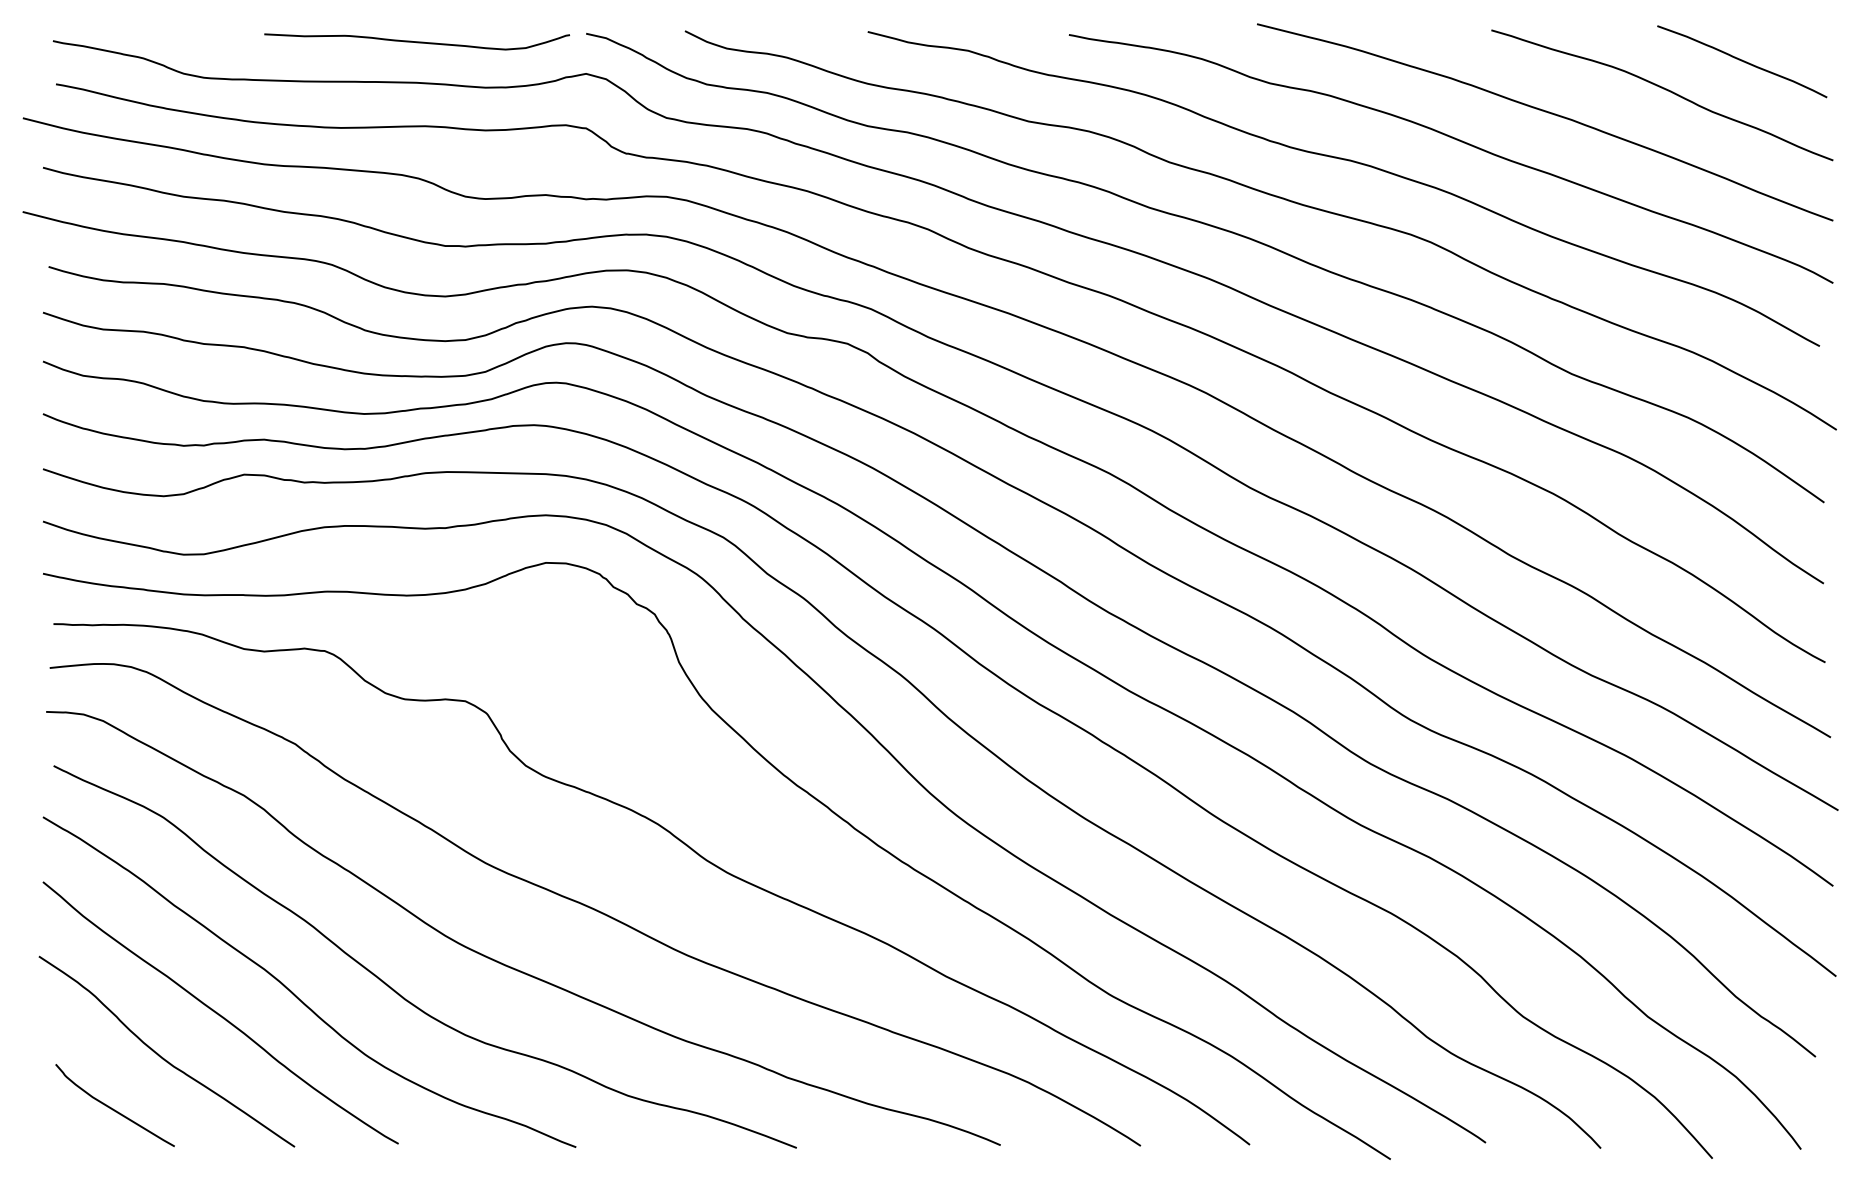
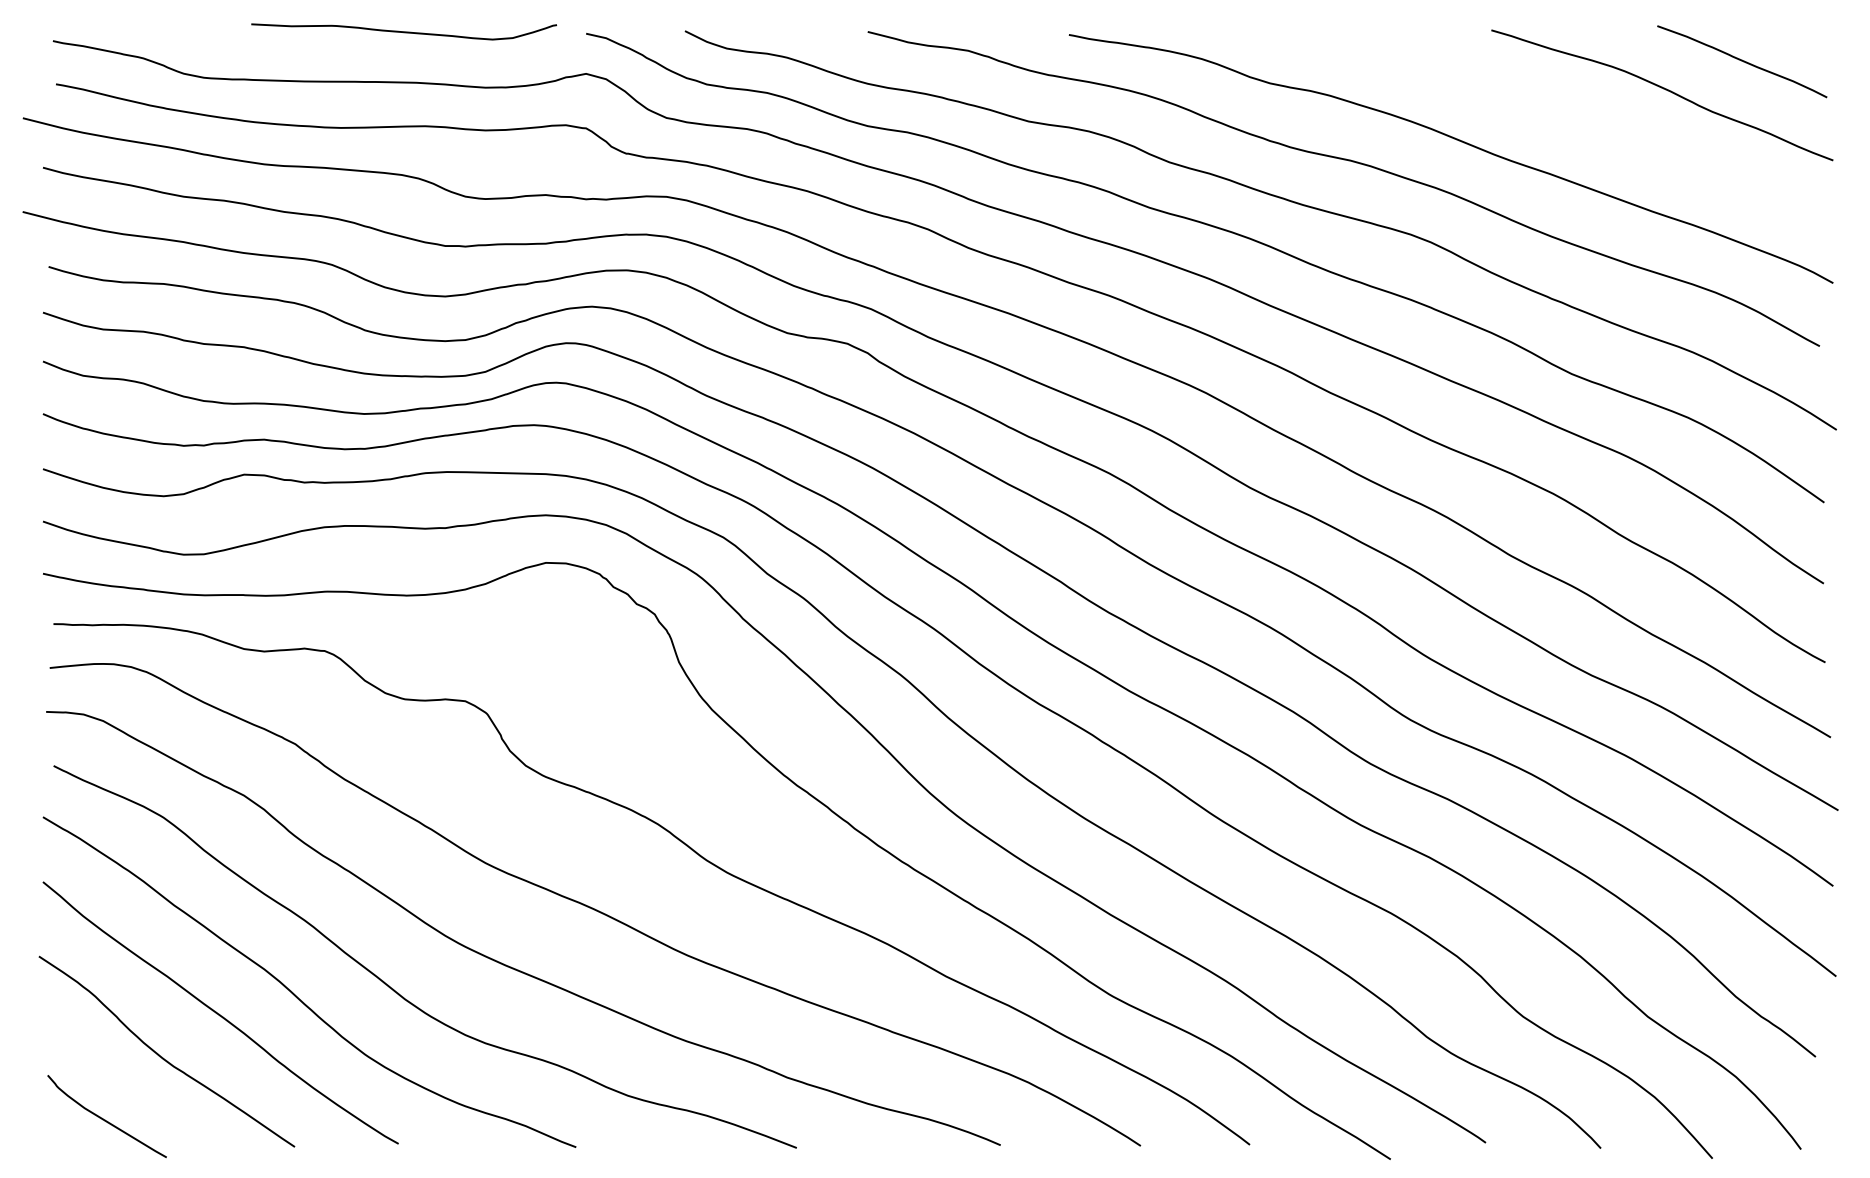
curve position: (416, 41) -> (403, 31) (403, 31)
curve: present -> none (1548, 113)
curve position: (113, 1108) -> (105, 1119) (105, 1119)
